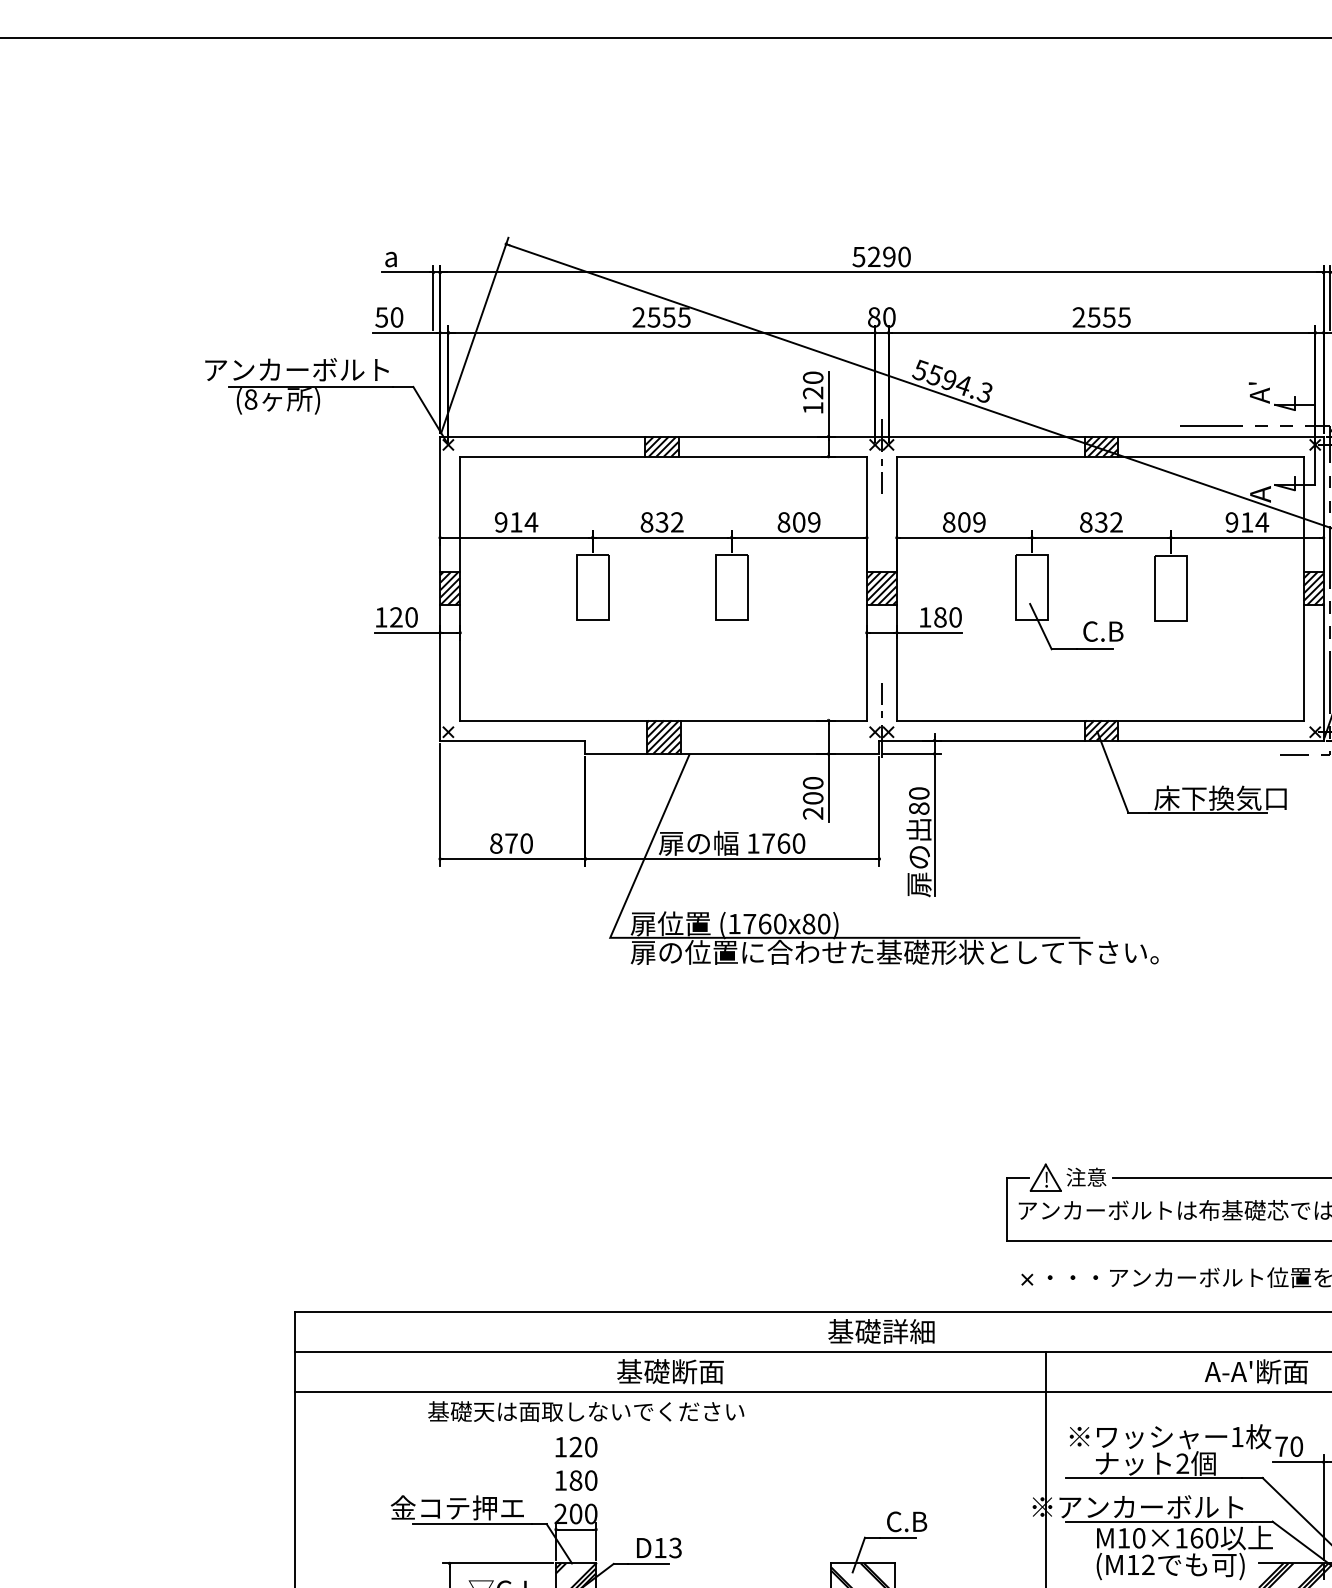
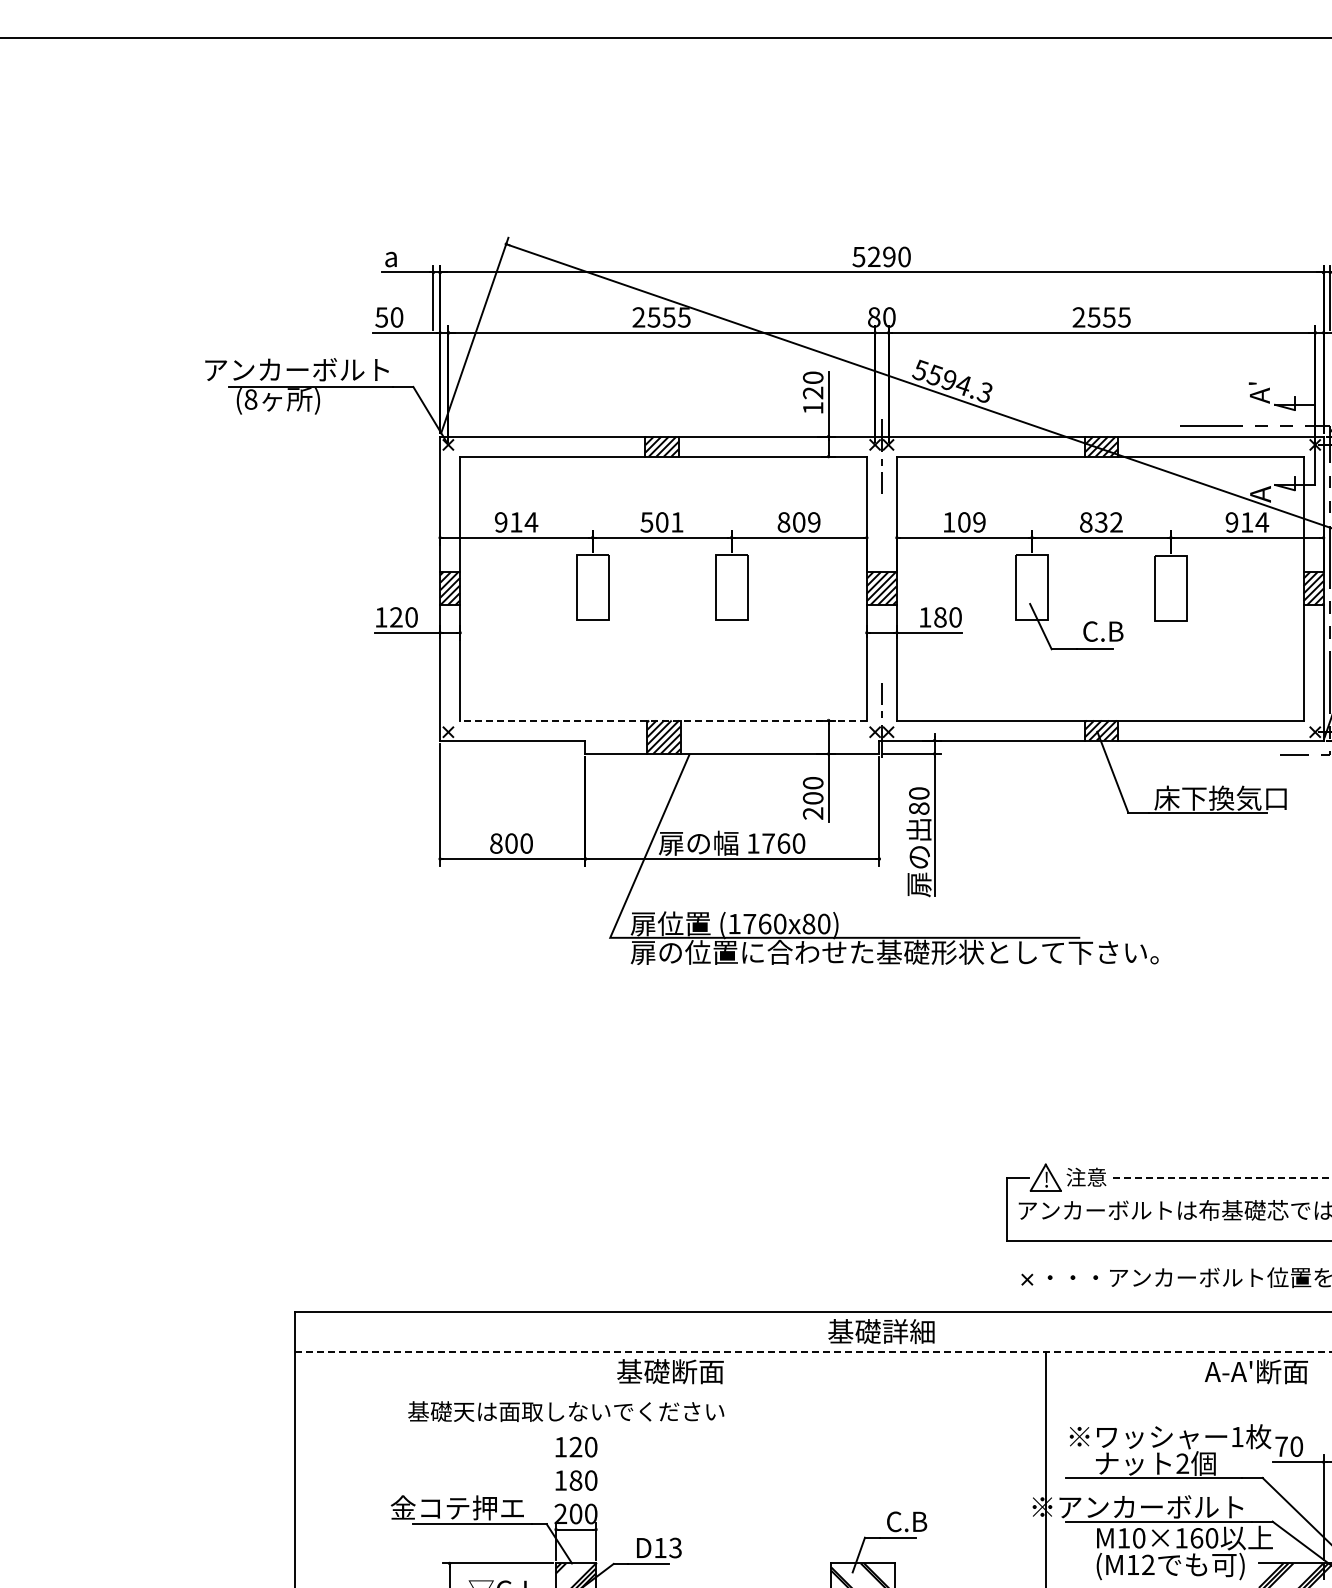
text: 832 -> 501 (661, 522)
text: 809 -> 109 (949, 522)
line: solid -> dashed (662, 720)
text: 870 -> 800 (511, 843)
line: solid -> dashed (1222, 1177)
line: solid -> dashed (813, 1351)
line: present -> none (811, 1392)
text position: (586, 1411) -> (566, 1411) (566, 1411)
